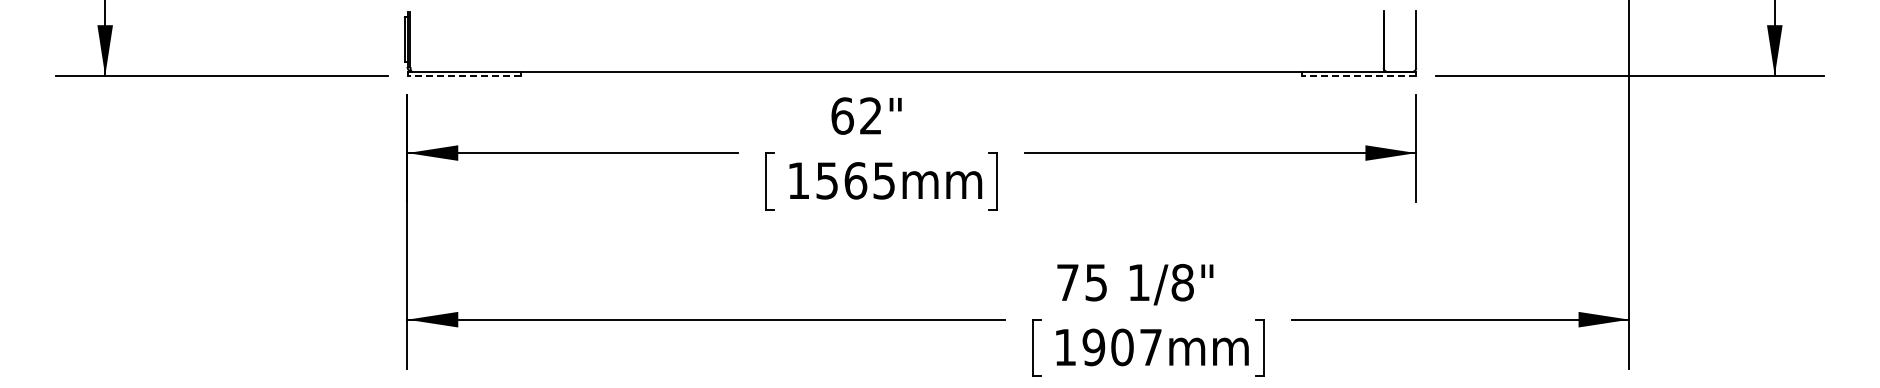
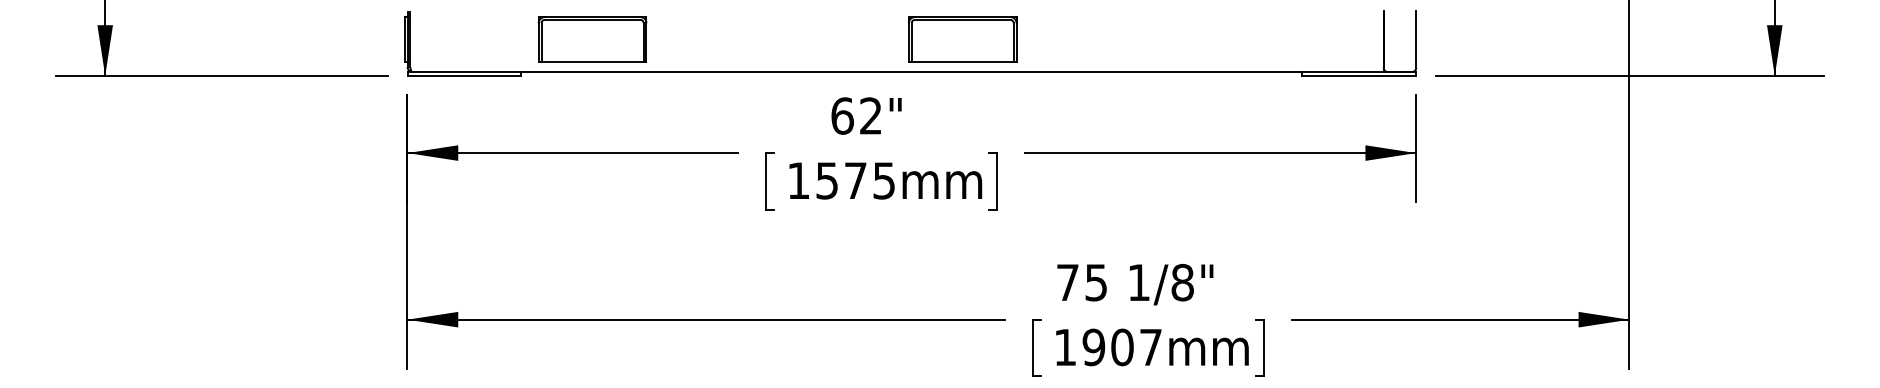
part: none -> present (592, 39)
part: none -> present (962, 39)
line: dashed -> solid (464, 76)
line: dashed -> solid (1359, 76)
text: 1565mm -> 1575mm (855, 180)
